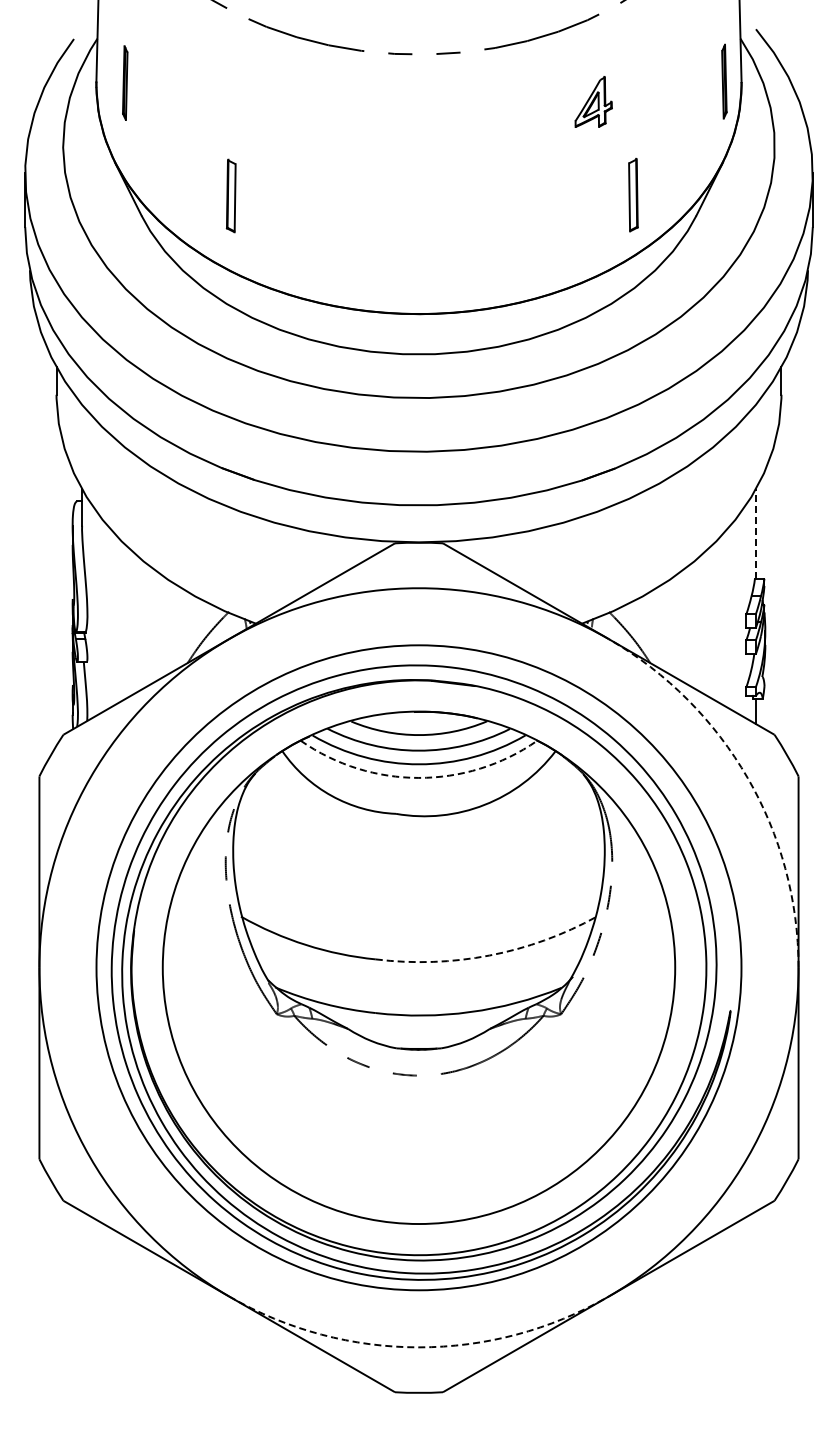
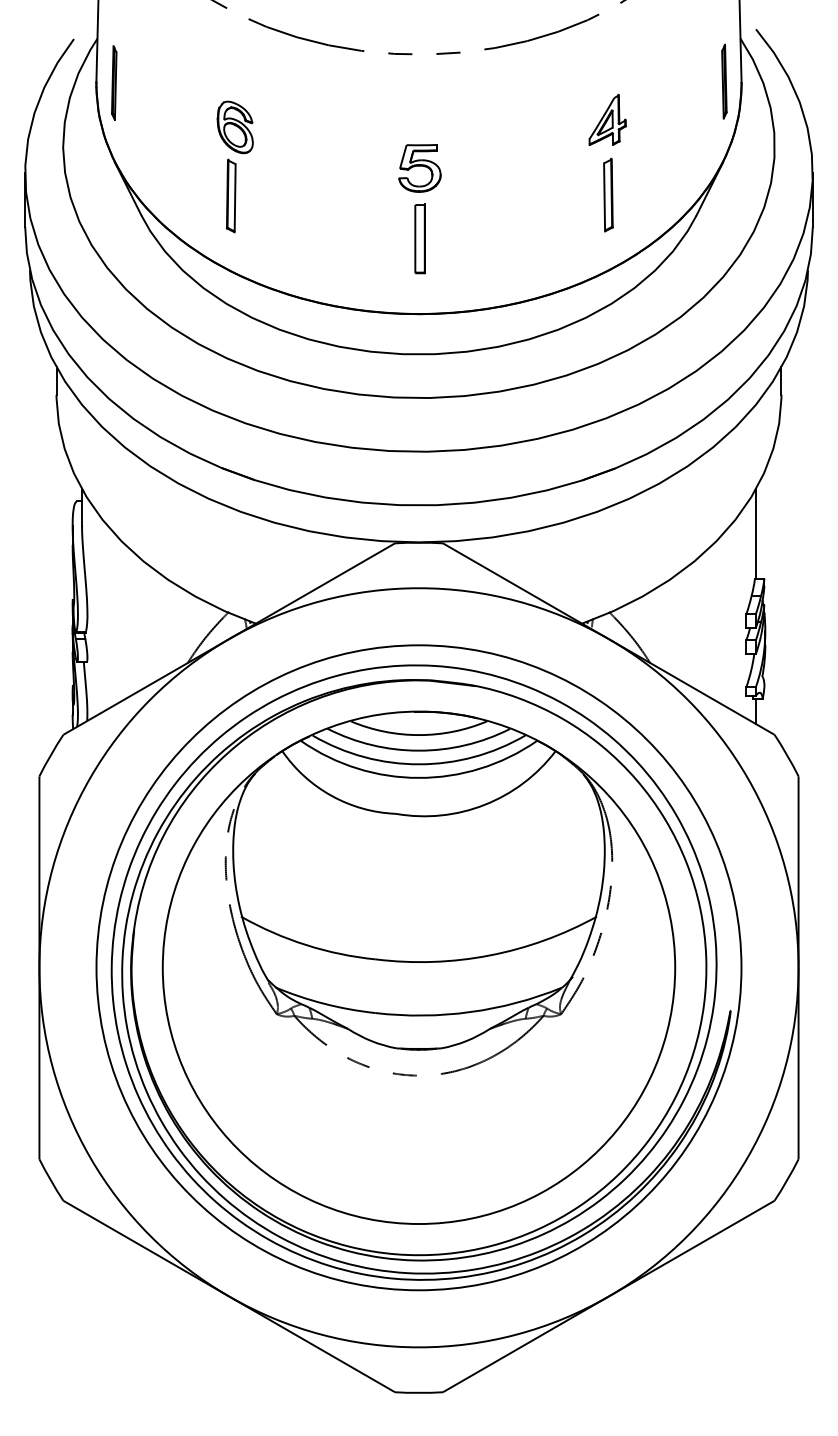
part position: (125, 82) -> (114, 82) (114, 82)
part position: (593, 101) -> (607, 119) (607, 119)
part: none -> present (234, 127)
part: none -> present (419, 168)
part position: (633, 194) -> (608, 194) (608, 194)
part: none -> present (419, 238)
line: dashed -> solid (755, 534)
arc: dashed -> solid (418, 777)
arc: dashed -> solid (747, 778)
arc: dashed -> solid (489, 955)
arc: dashed -> solid (419, 1347)
